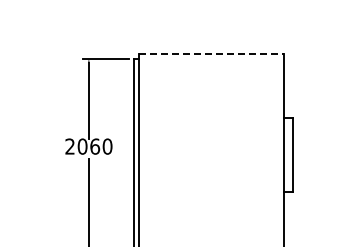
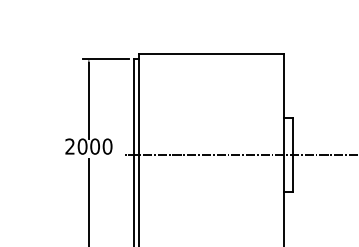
line: dashed -> solid (211, 53)
text: 2060 -> 2000 (95, 146)
line: none -> present (239, 154)
